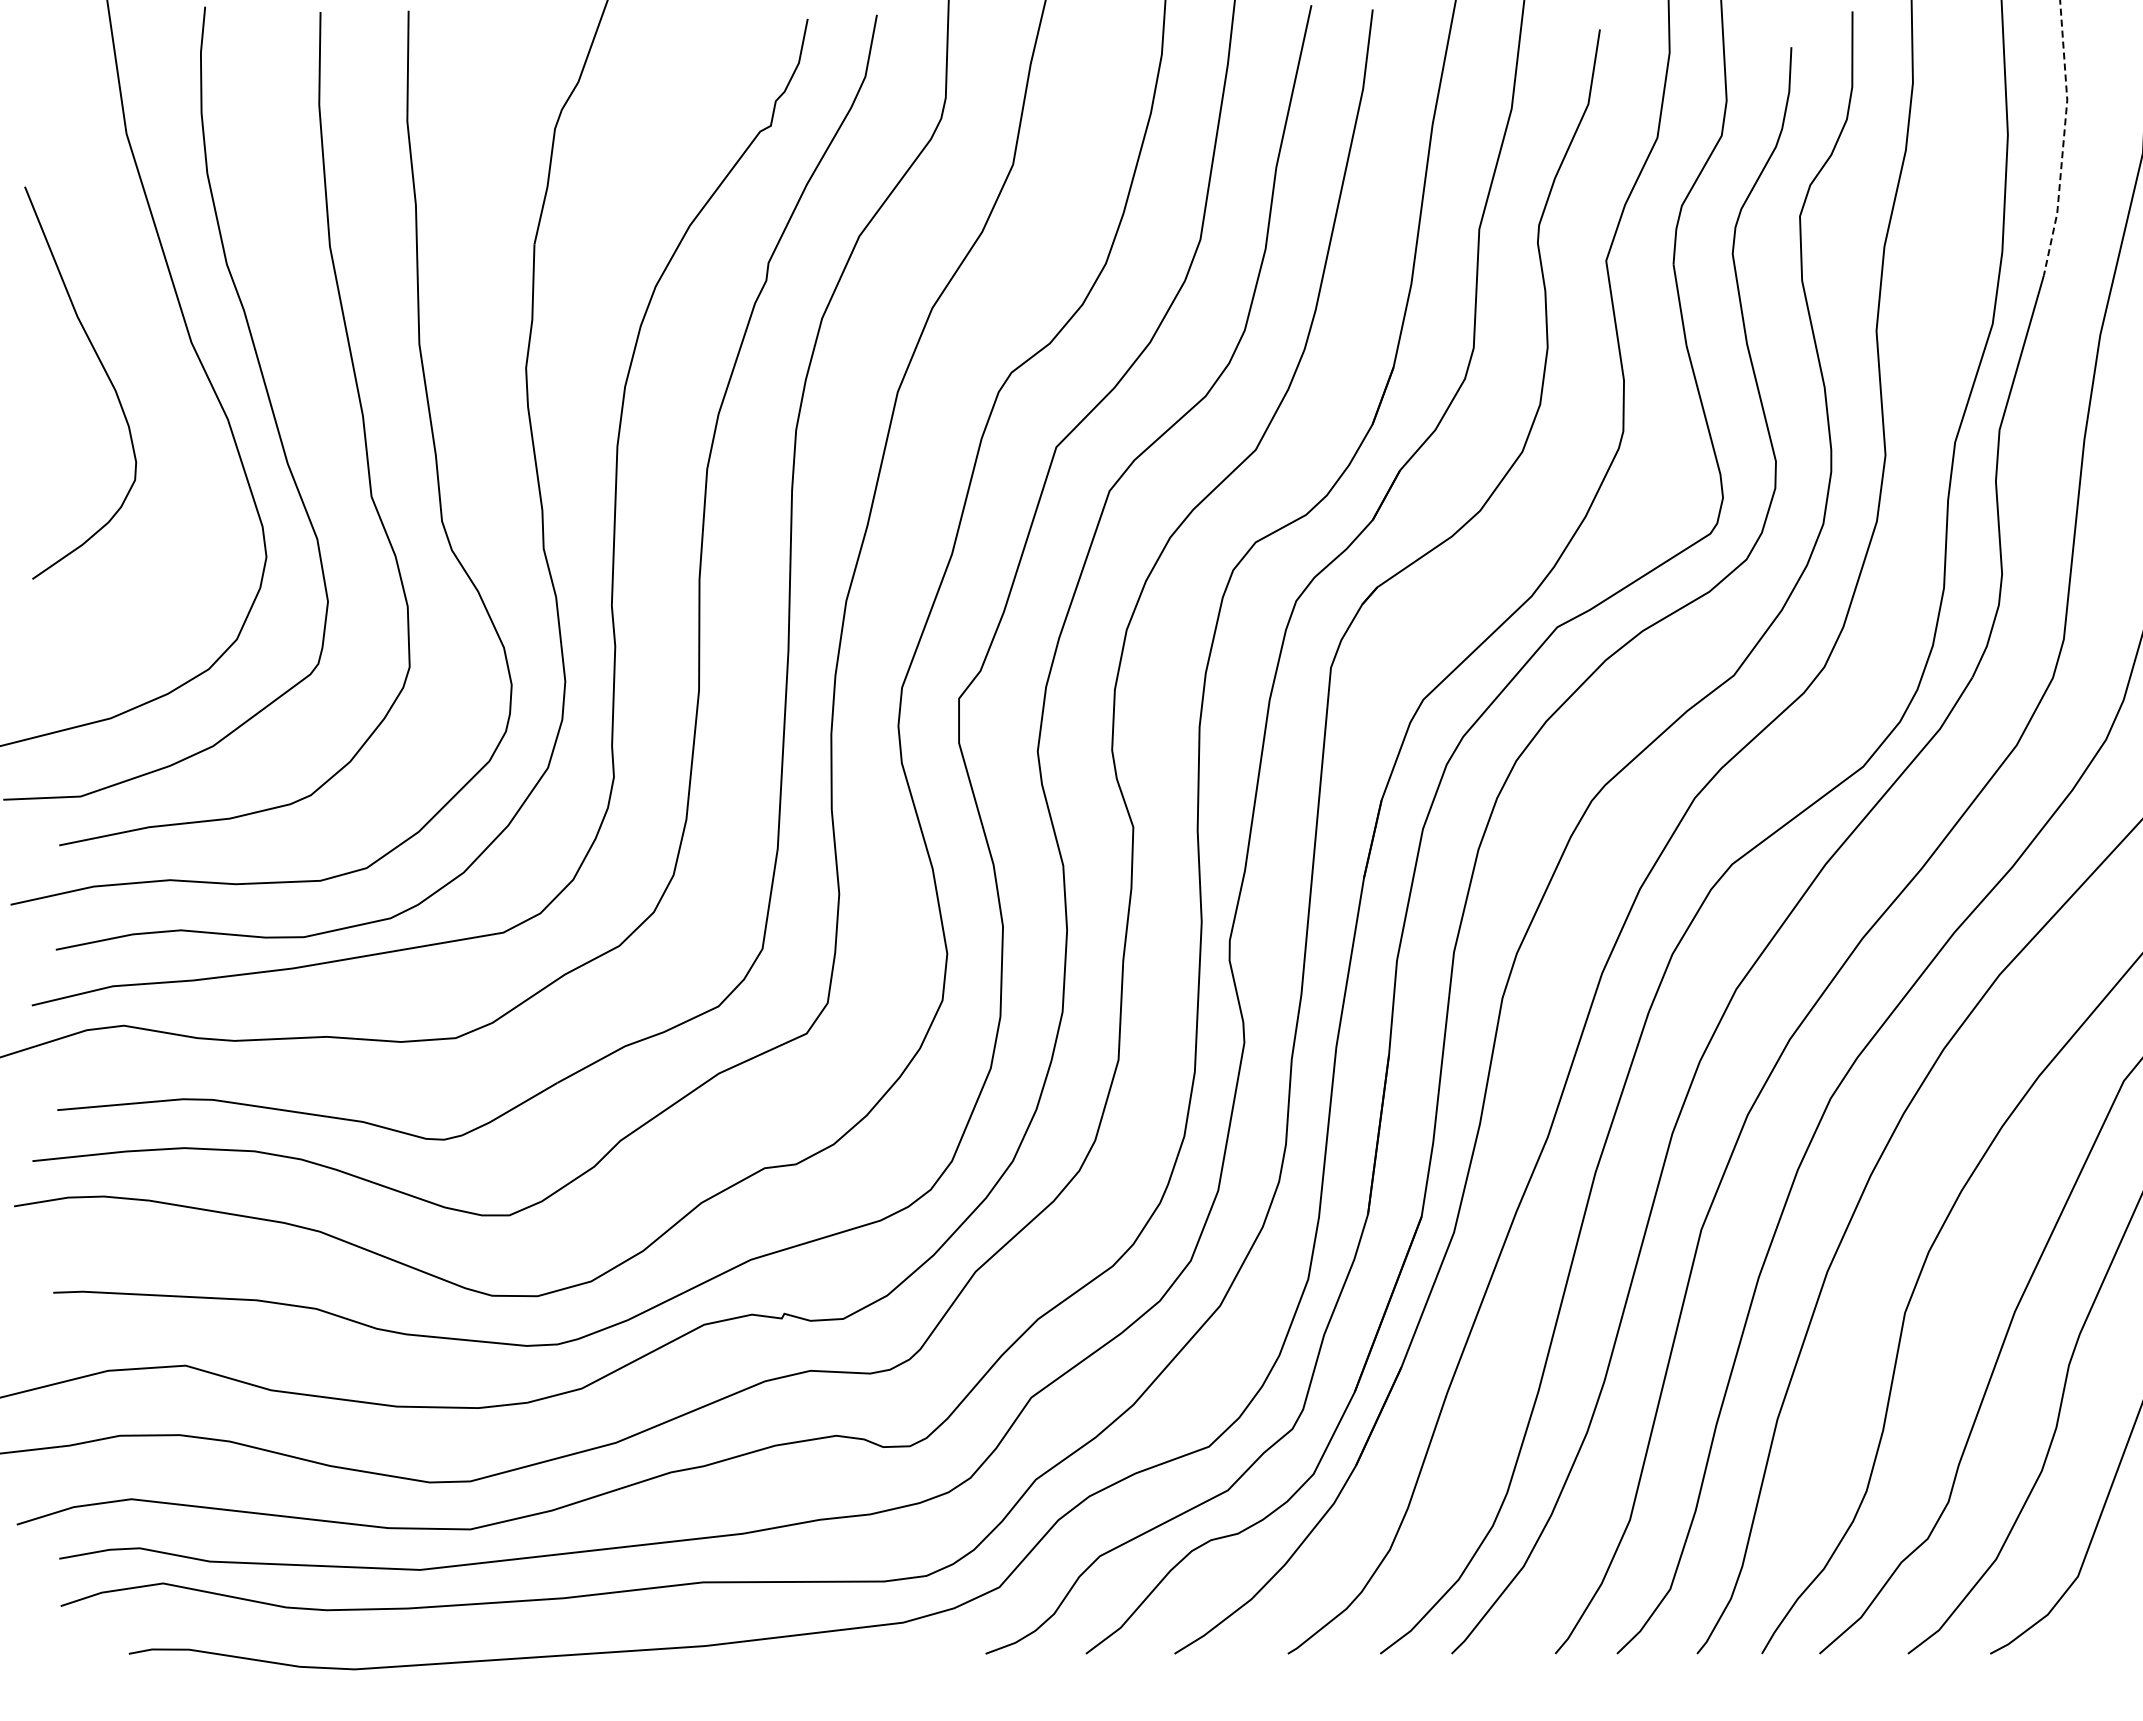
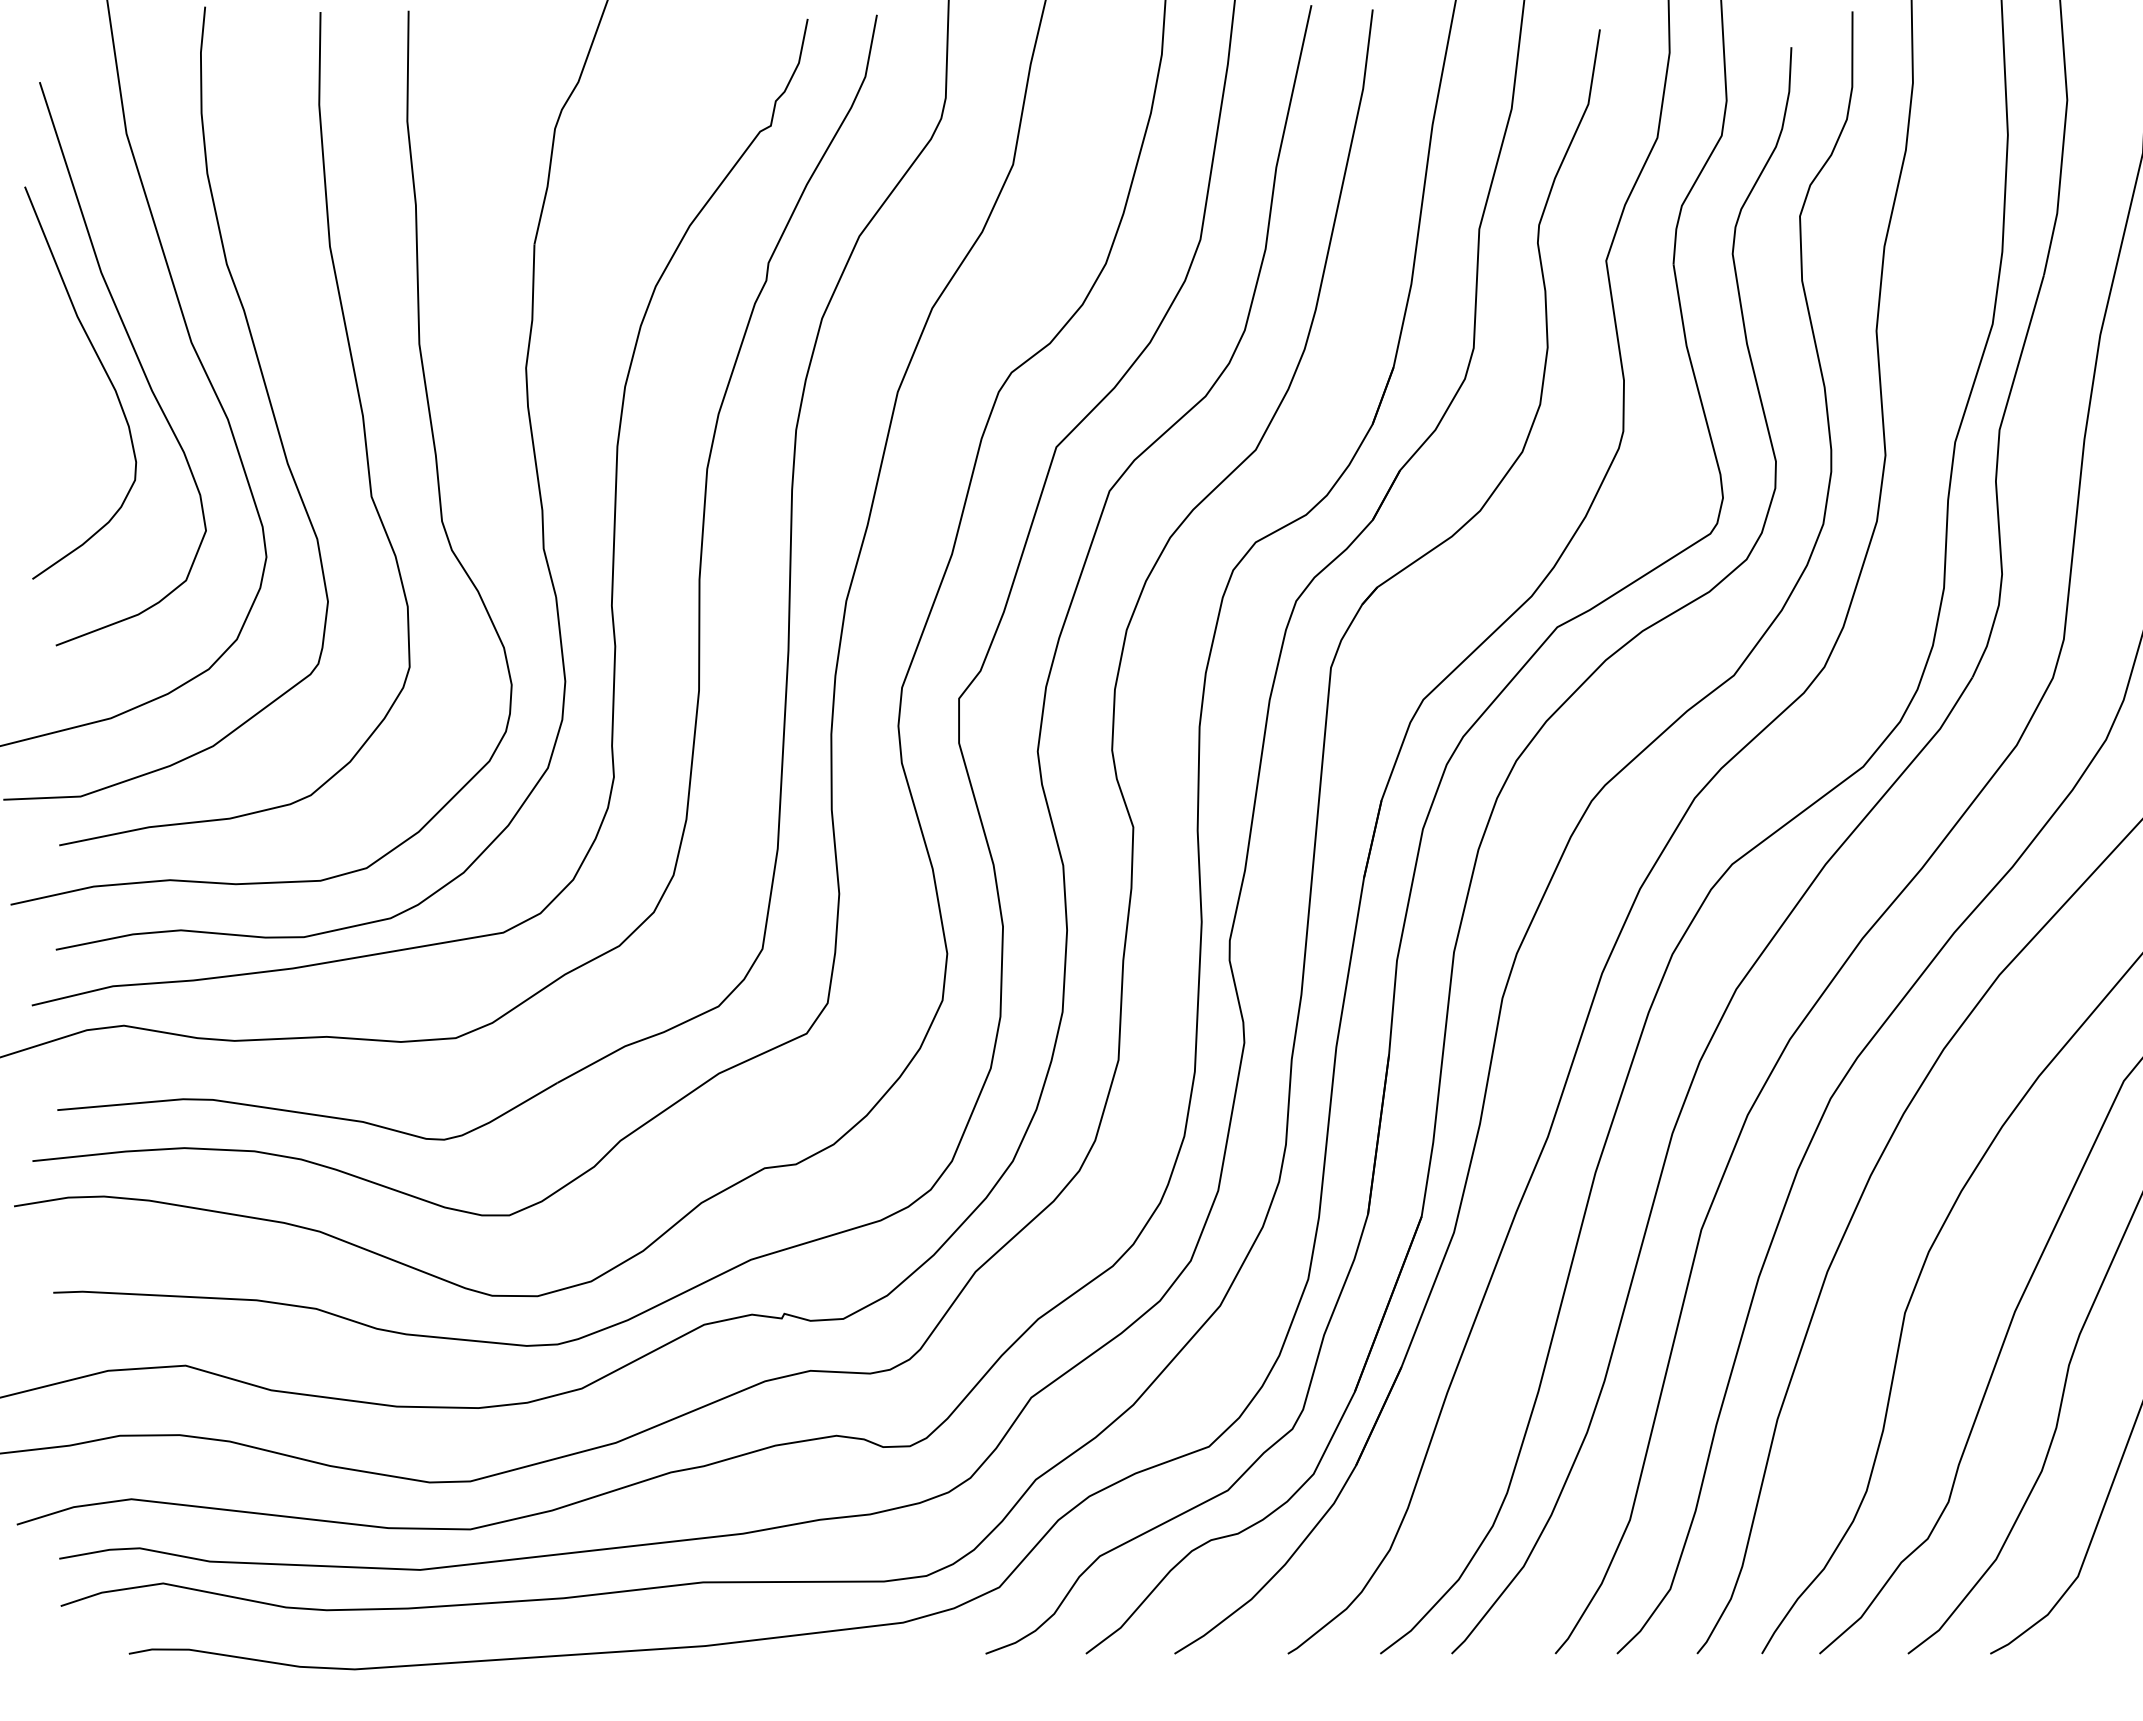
line: dashed -> solid (2063, 138)
curve: none -> present (136, 357)
